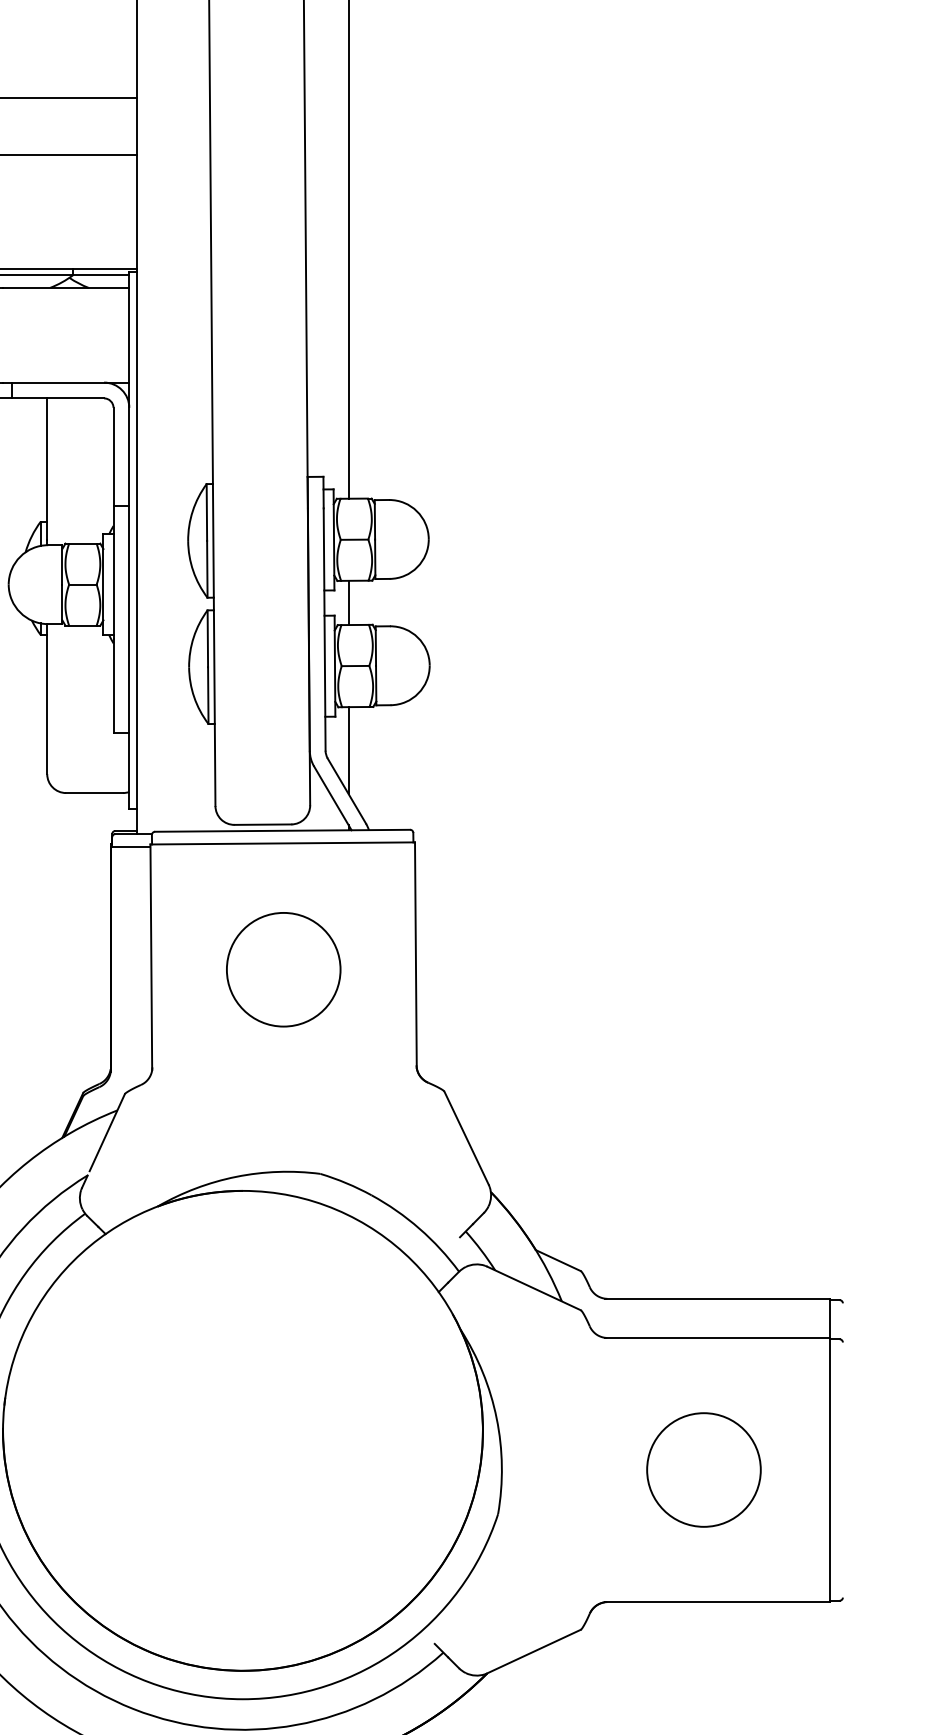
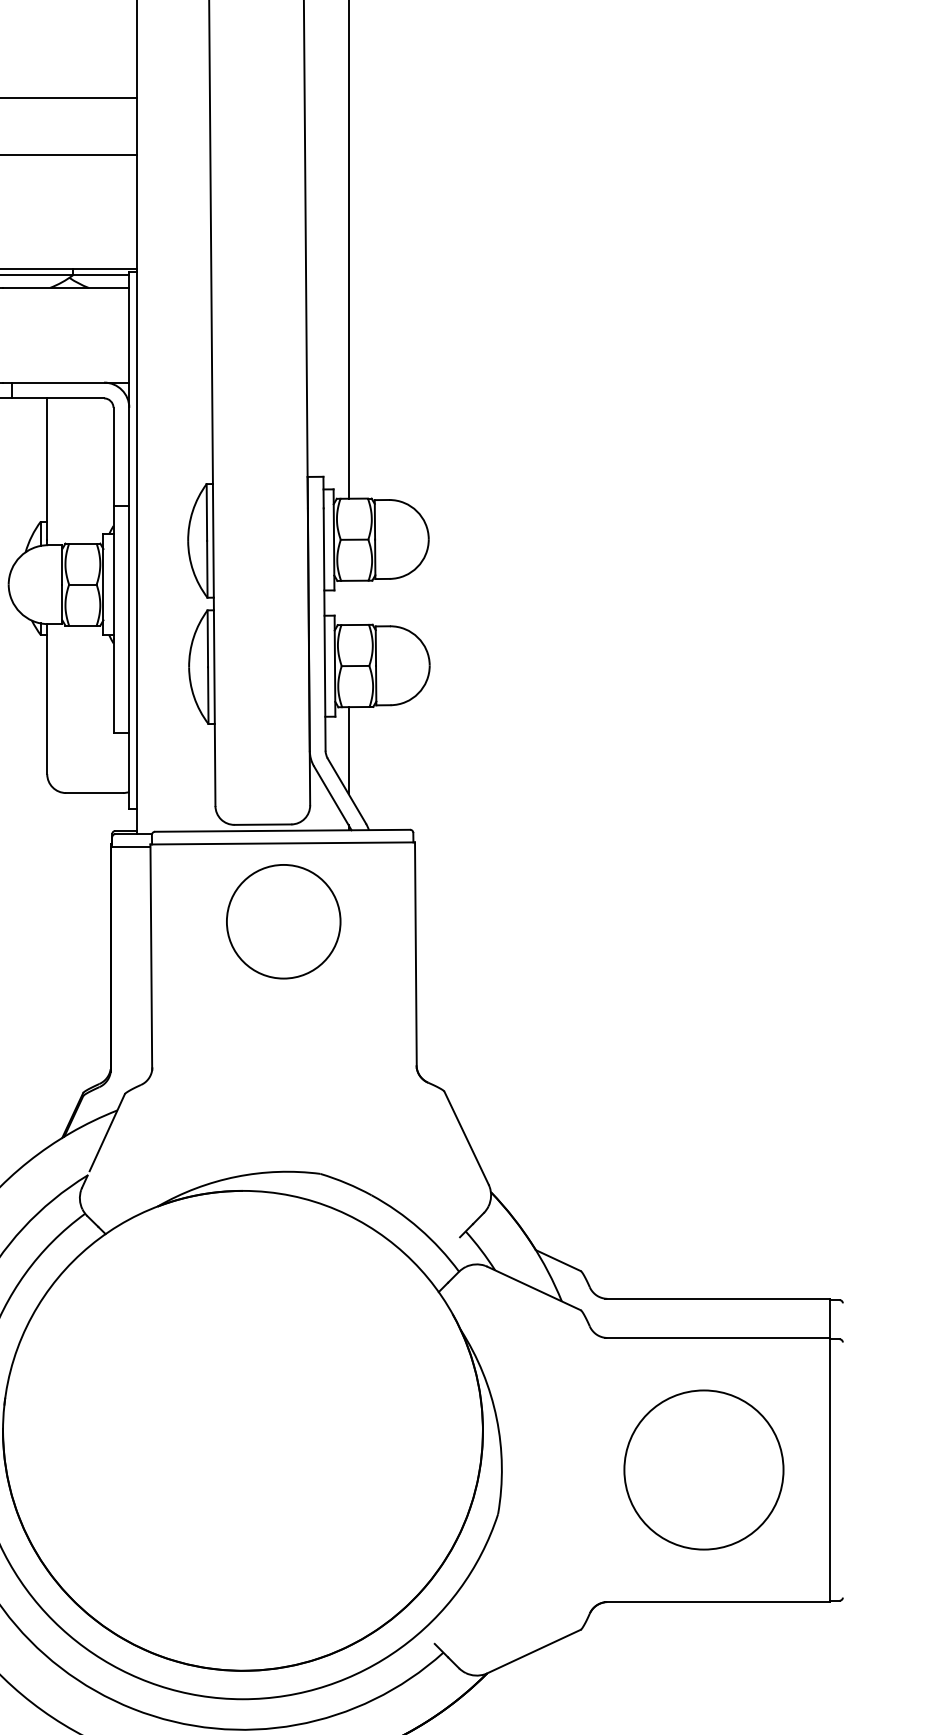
line: present -> none (348, 602)
circle position: (283, 969) -> (283, 921) (283, 921)
circle size: 116x116 px -> 162x162 px (703, 1469)
